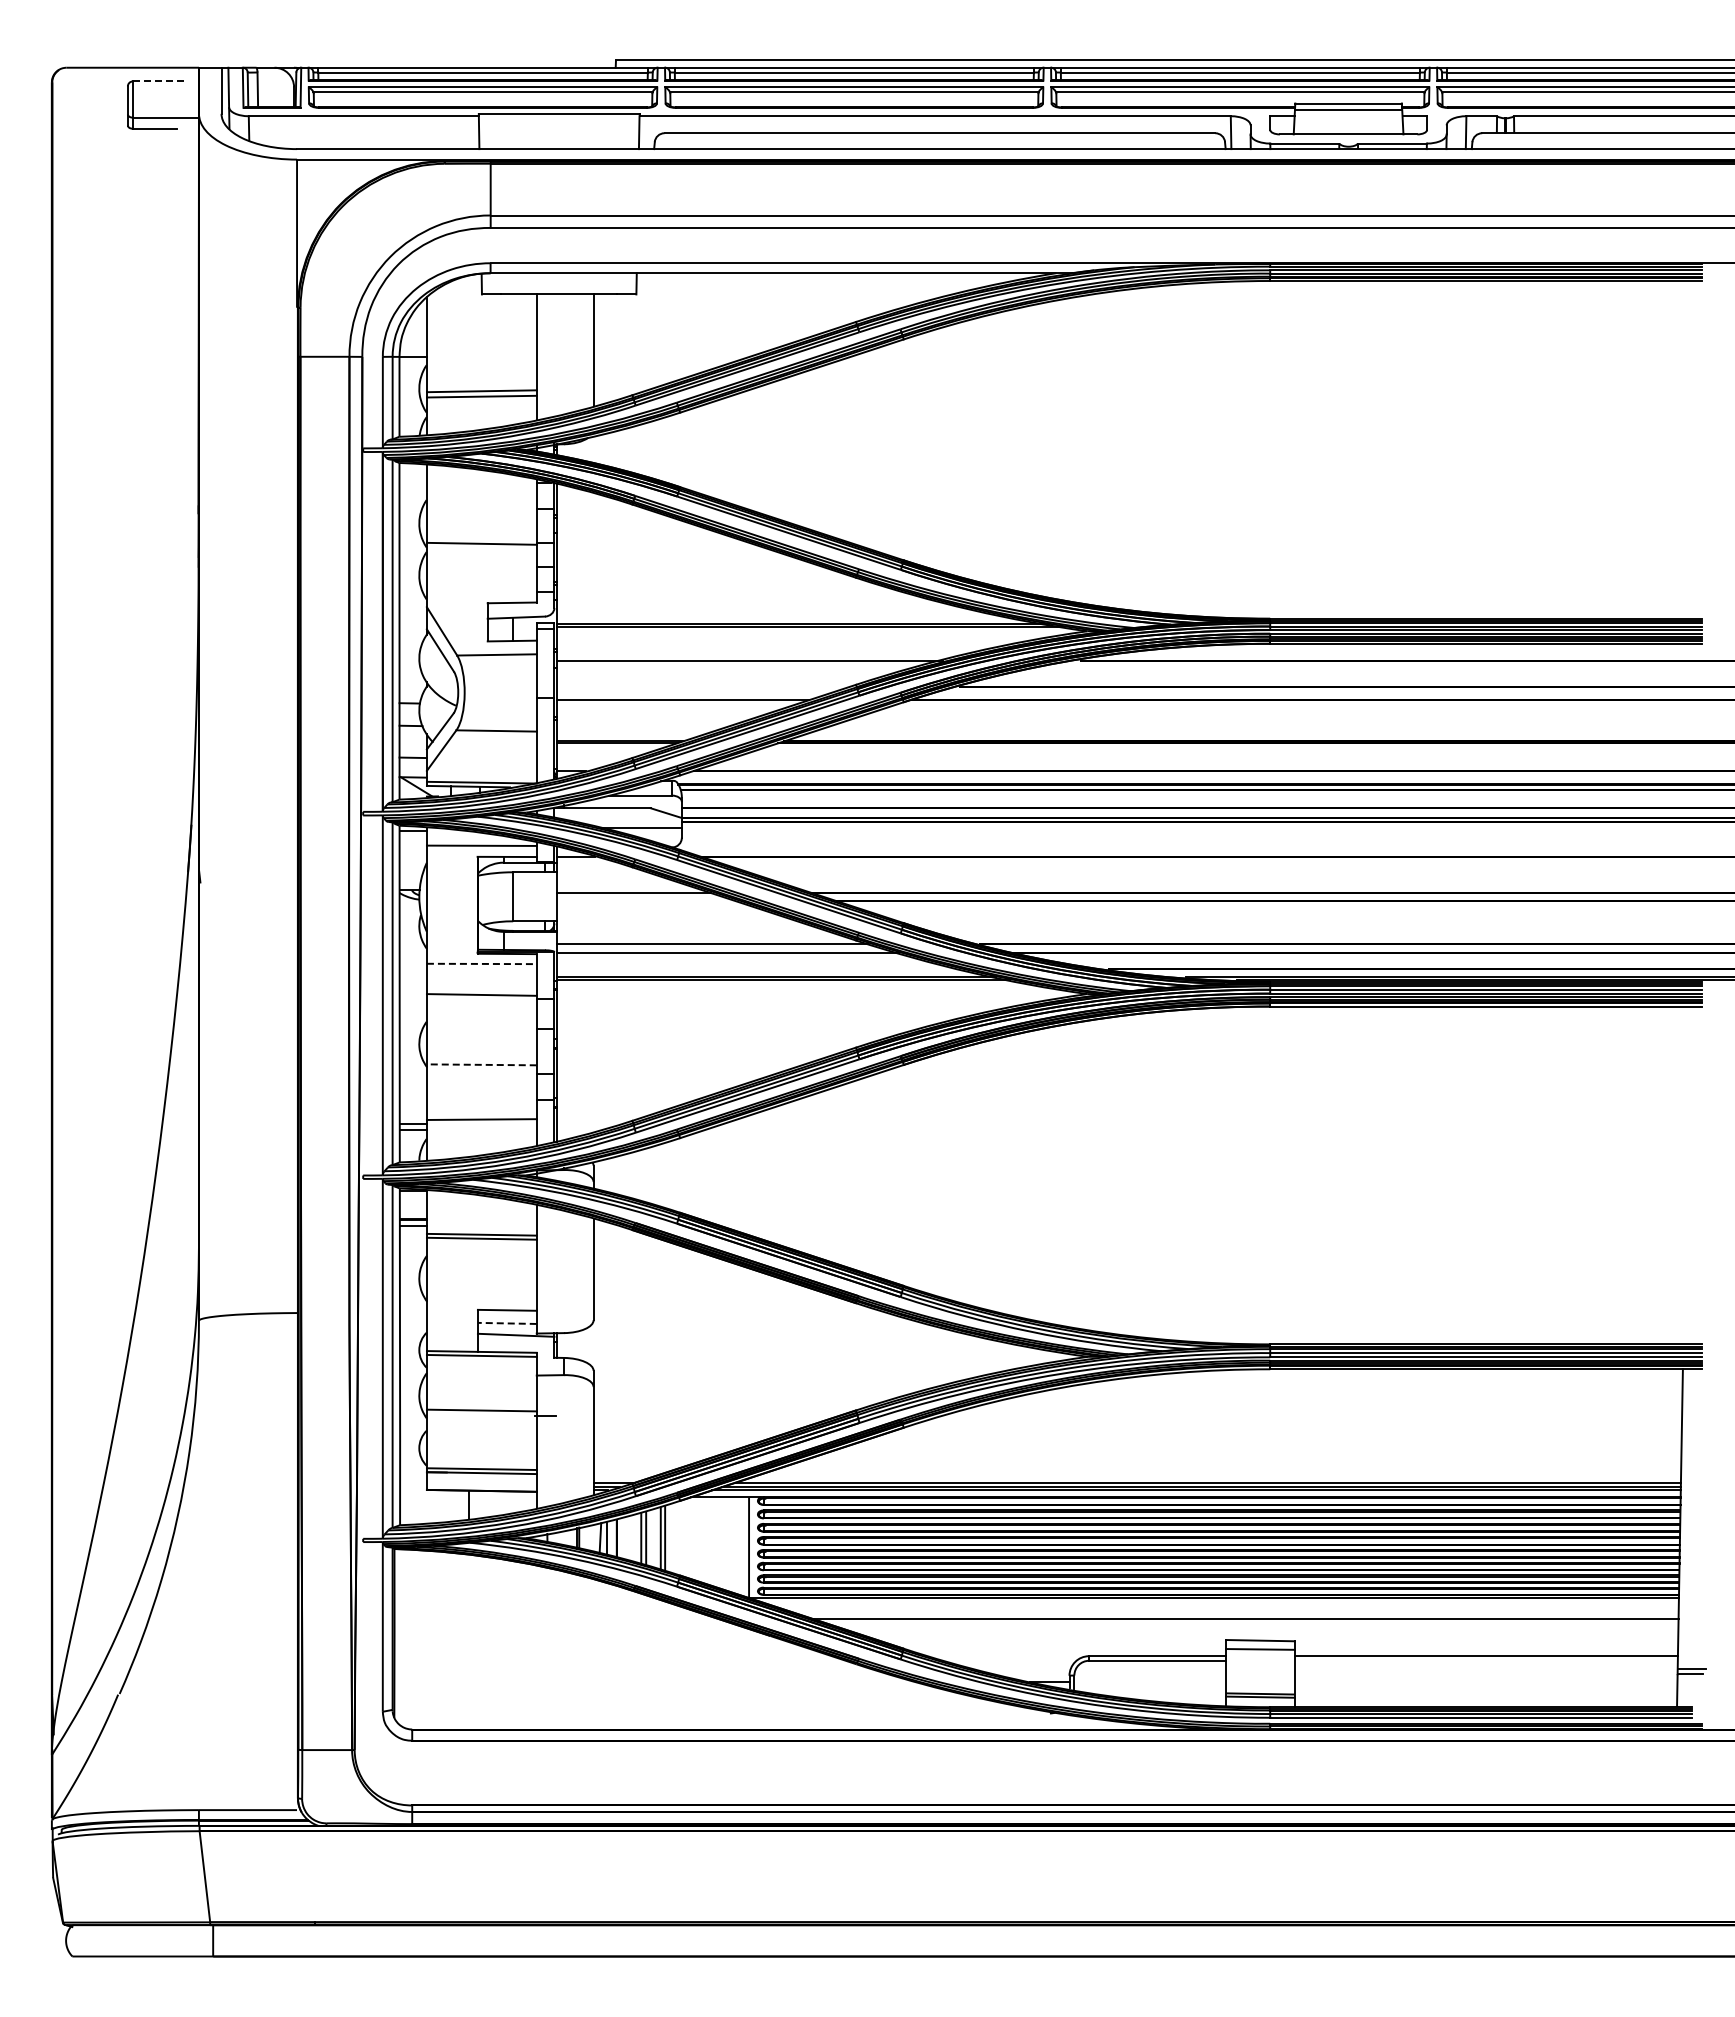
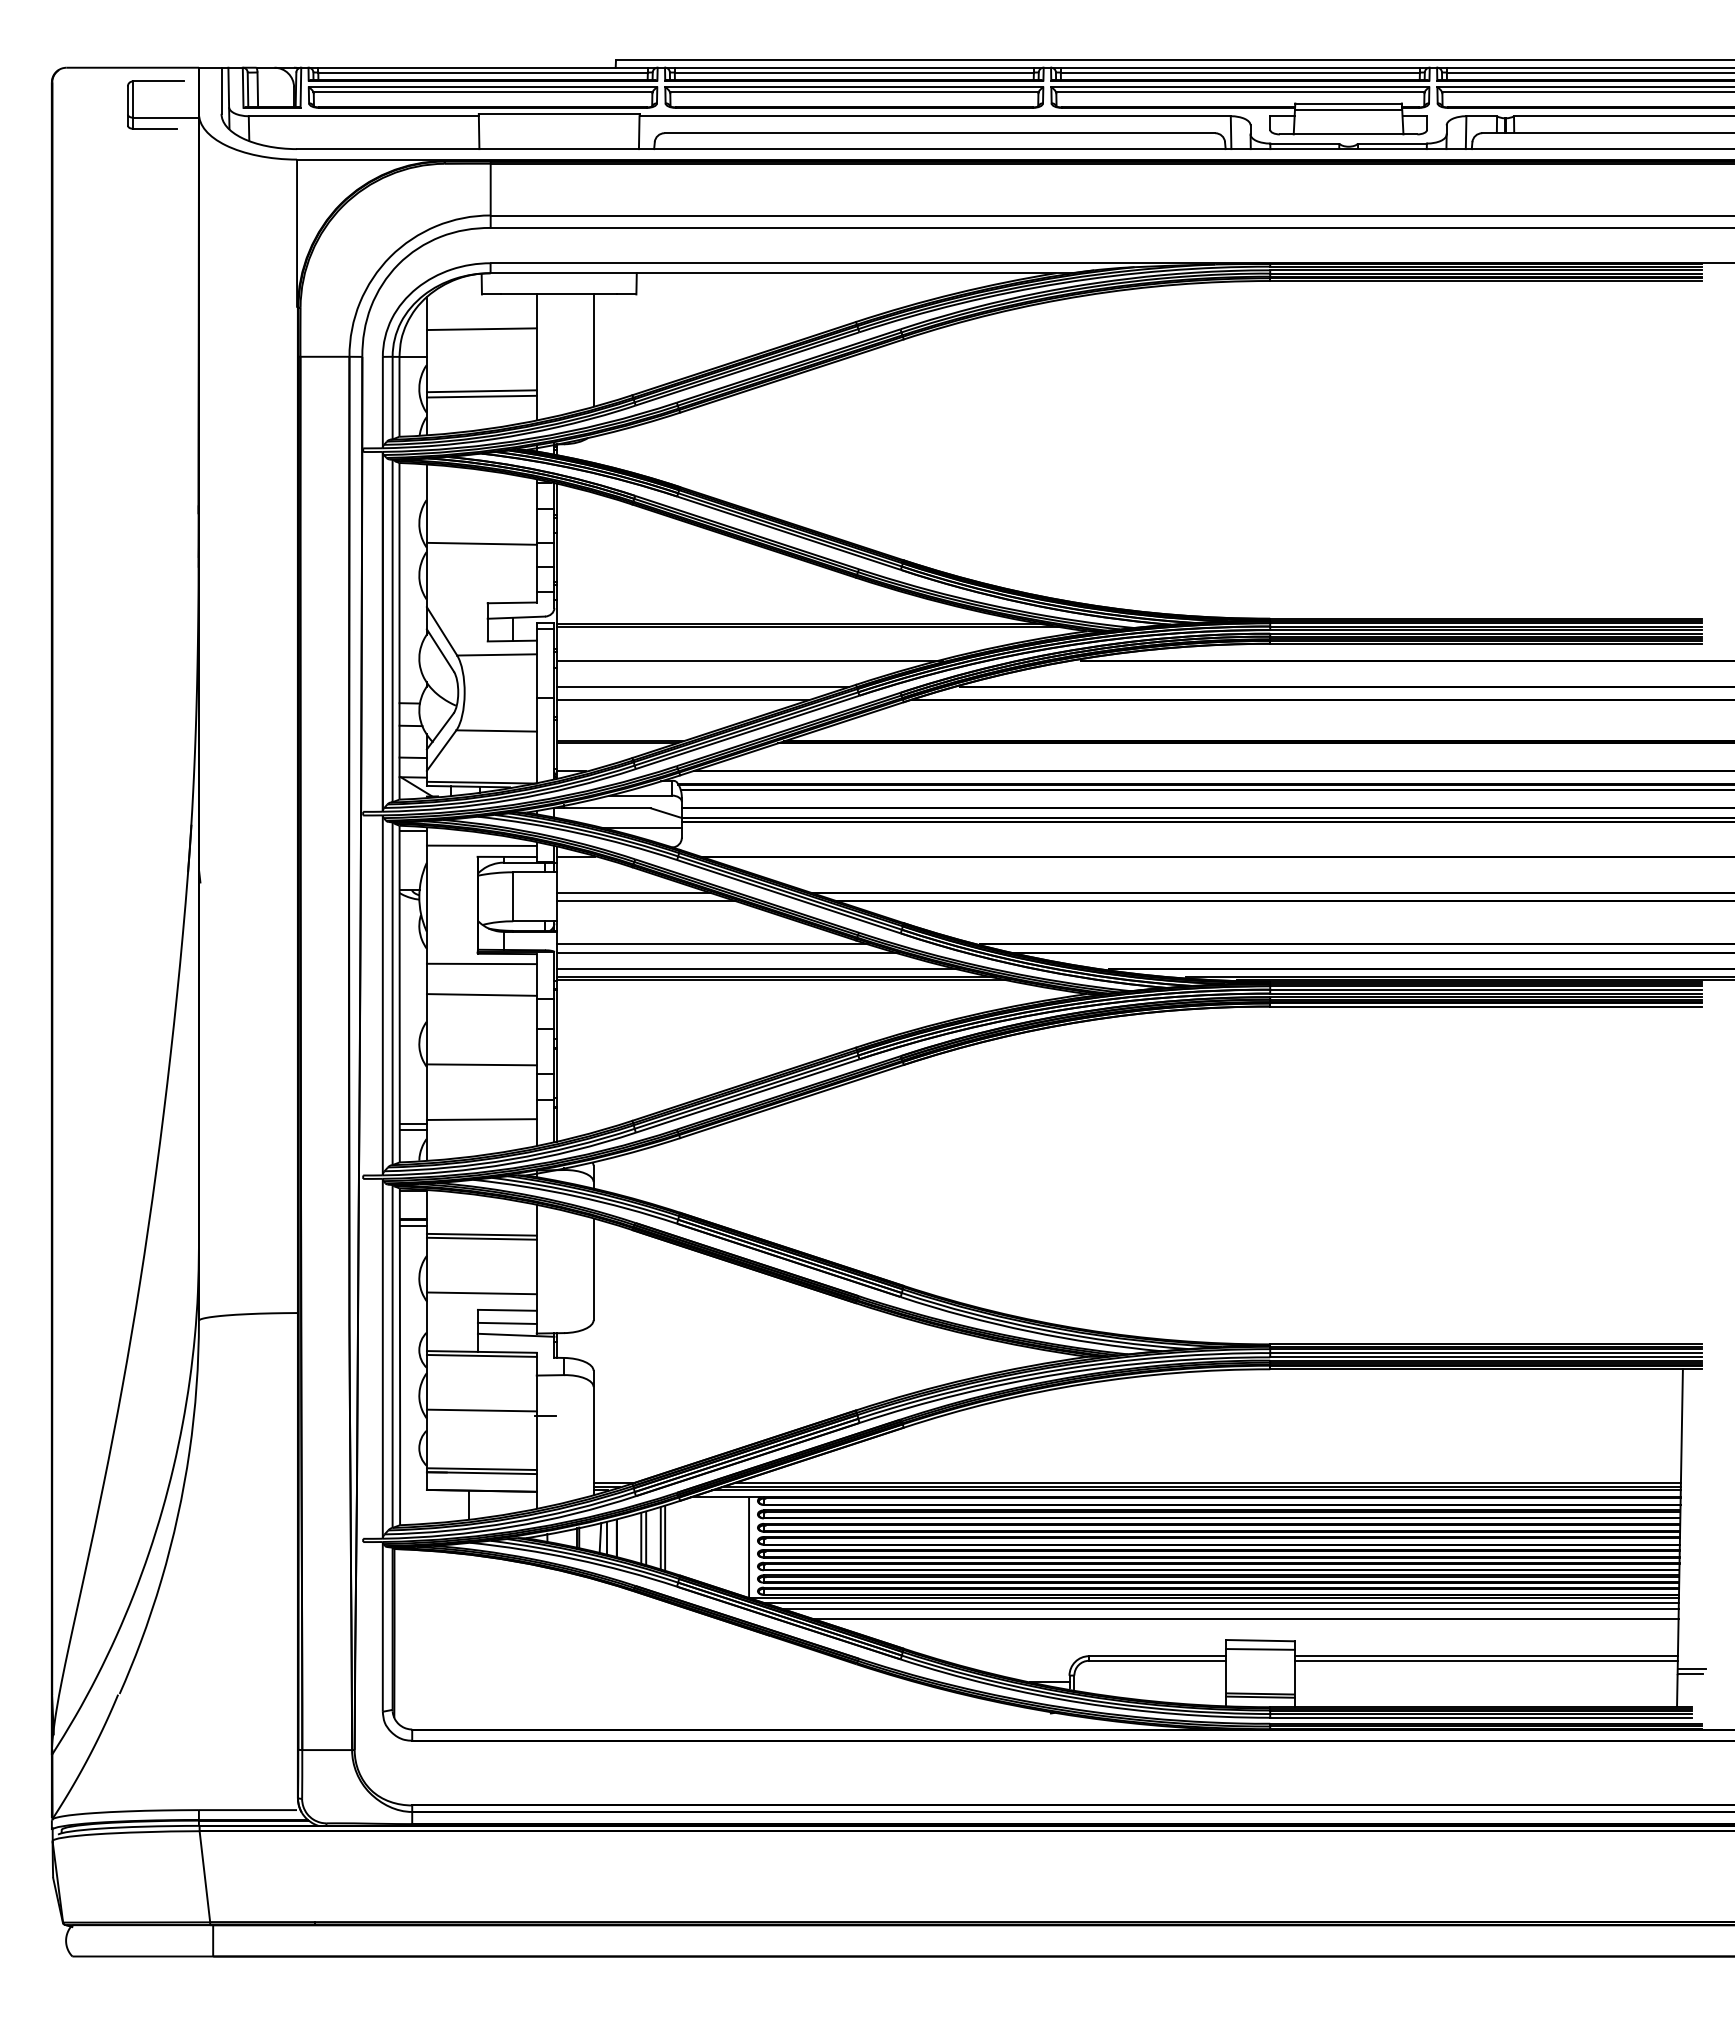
line: dashed -> solid (158, 81)
line: none -> present (481, 329)
line: none -> present (702, 687)
line: none -> present (645, 901)
line: dashed -> solid (481, 963)
line: none -> present (757, 969)
line: dashed -> solid (481, 1064)
line: none -> present (481, 1293)
line: dashed -> solid (506, 1323)
line: none -> present (1220, 1602)
line: none -> present (1230, 1609)
line: none -> present (1485, 1660)
